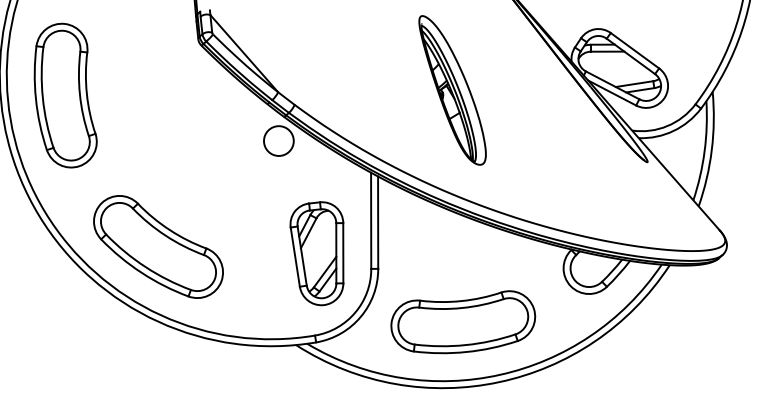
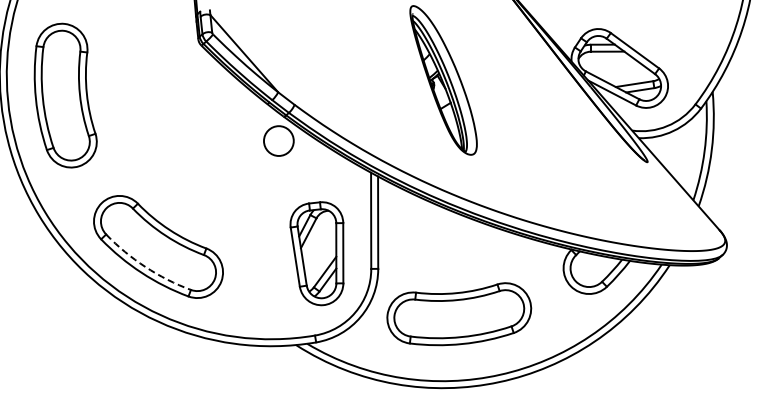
part position: (452, 90) -> (443, 80) (443, 80)
arc: solid -> dashed (145, 266)
part position: (463, 322) -> (459, 314) (459, 314)
